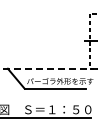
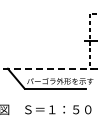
line: present -> none (46, 118)
